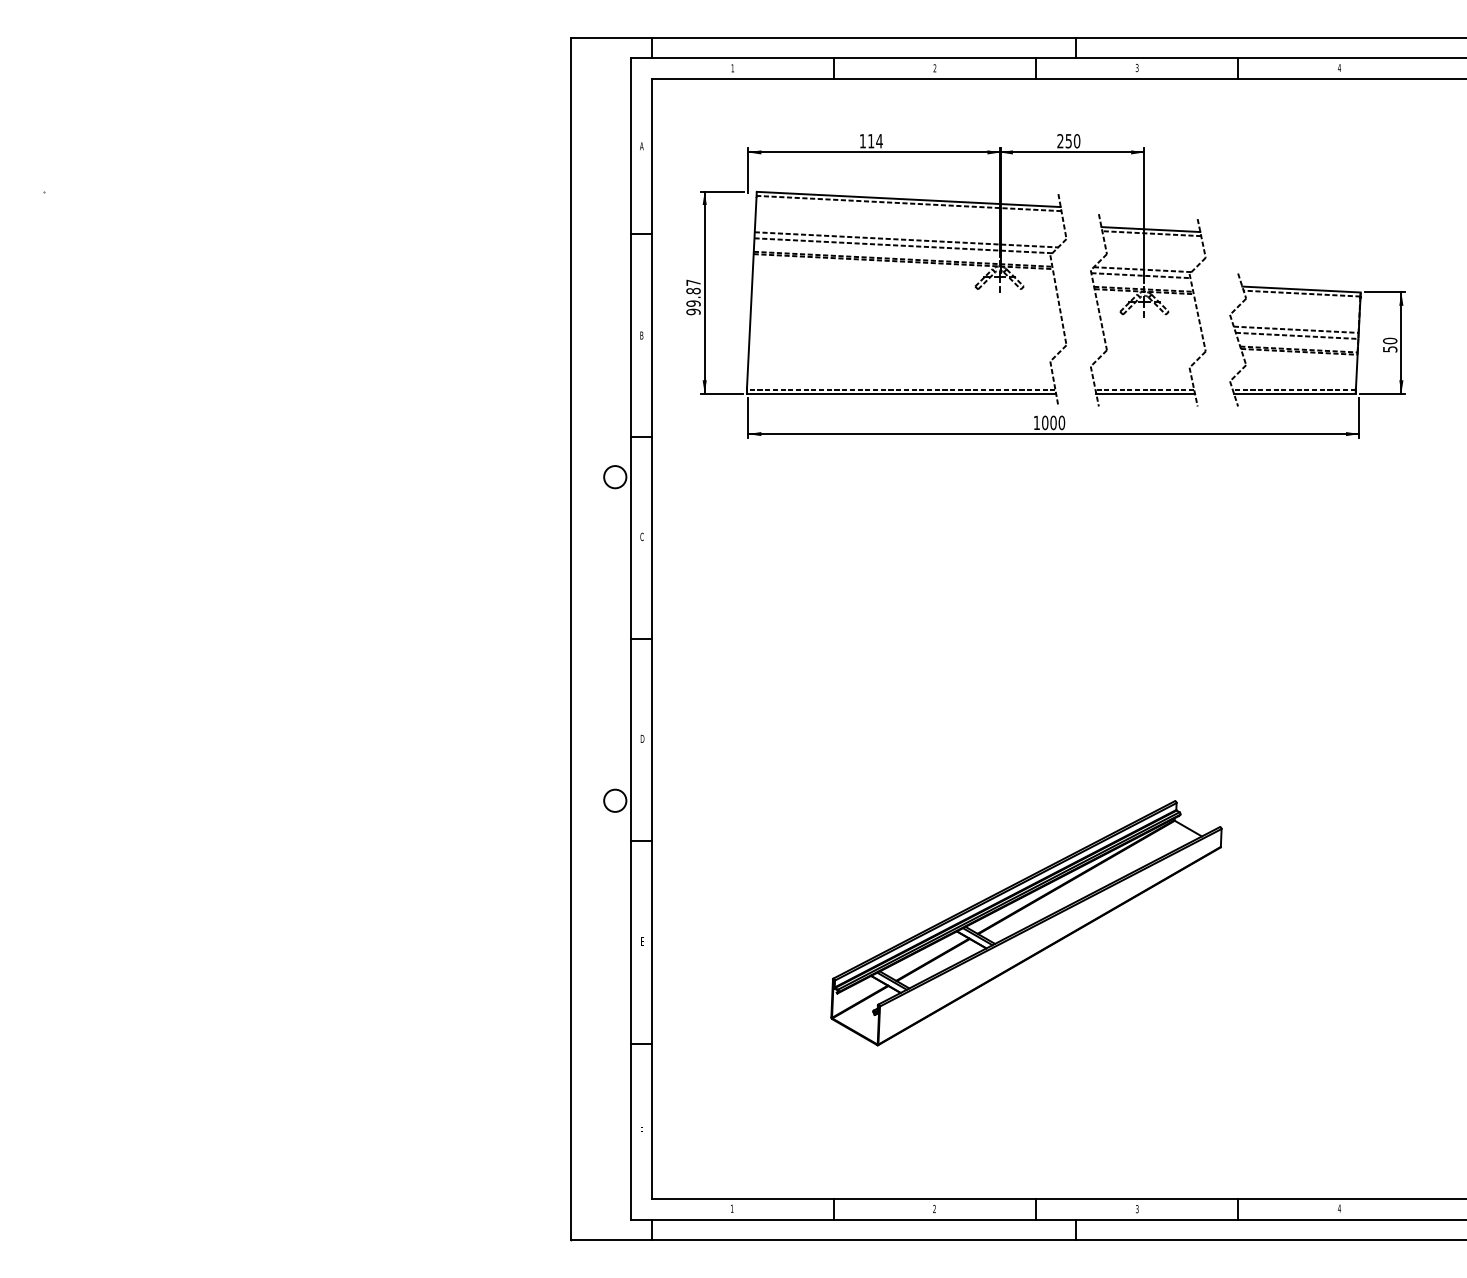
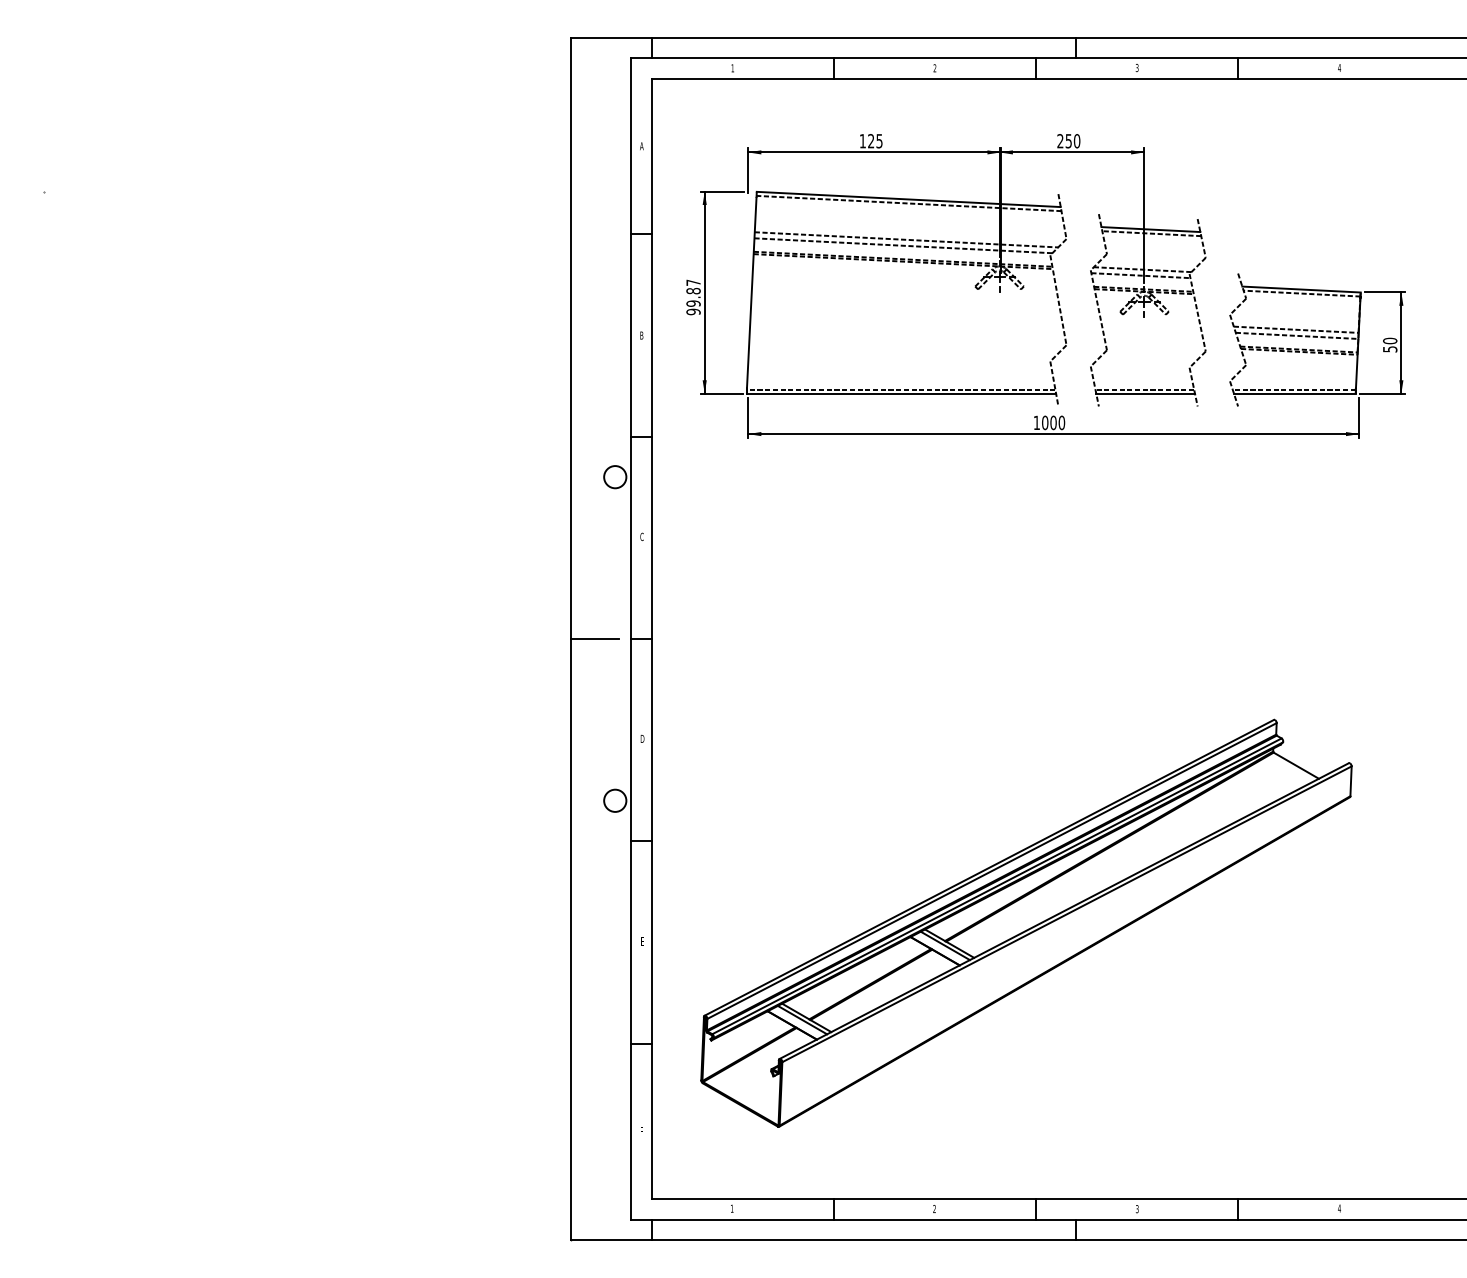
text: 114 -> 125 (875, 141)
line: none -> present (594, 639)
part size: 393x247 px -> 653x410 px (1026, 922)
